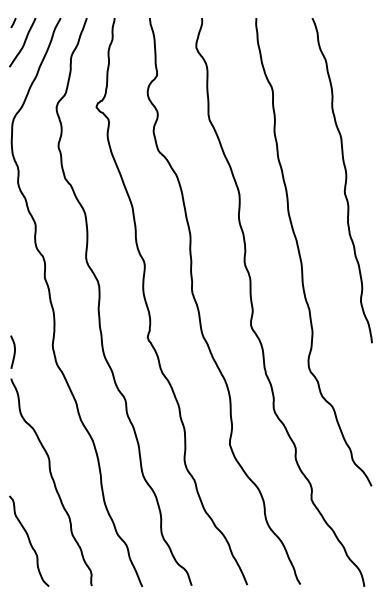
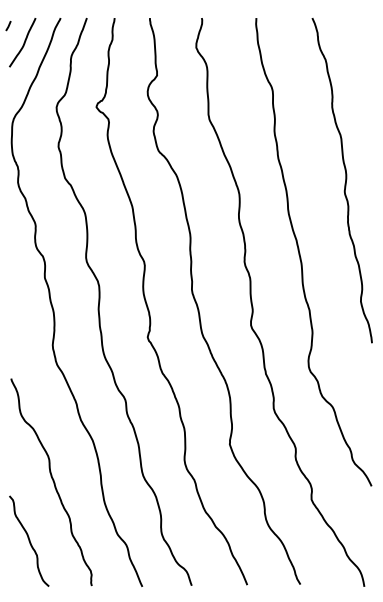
line position: (13, 22) -> (8, 25) (8, 25)
curve: present -> none (14, 351)
